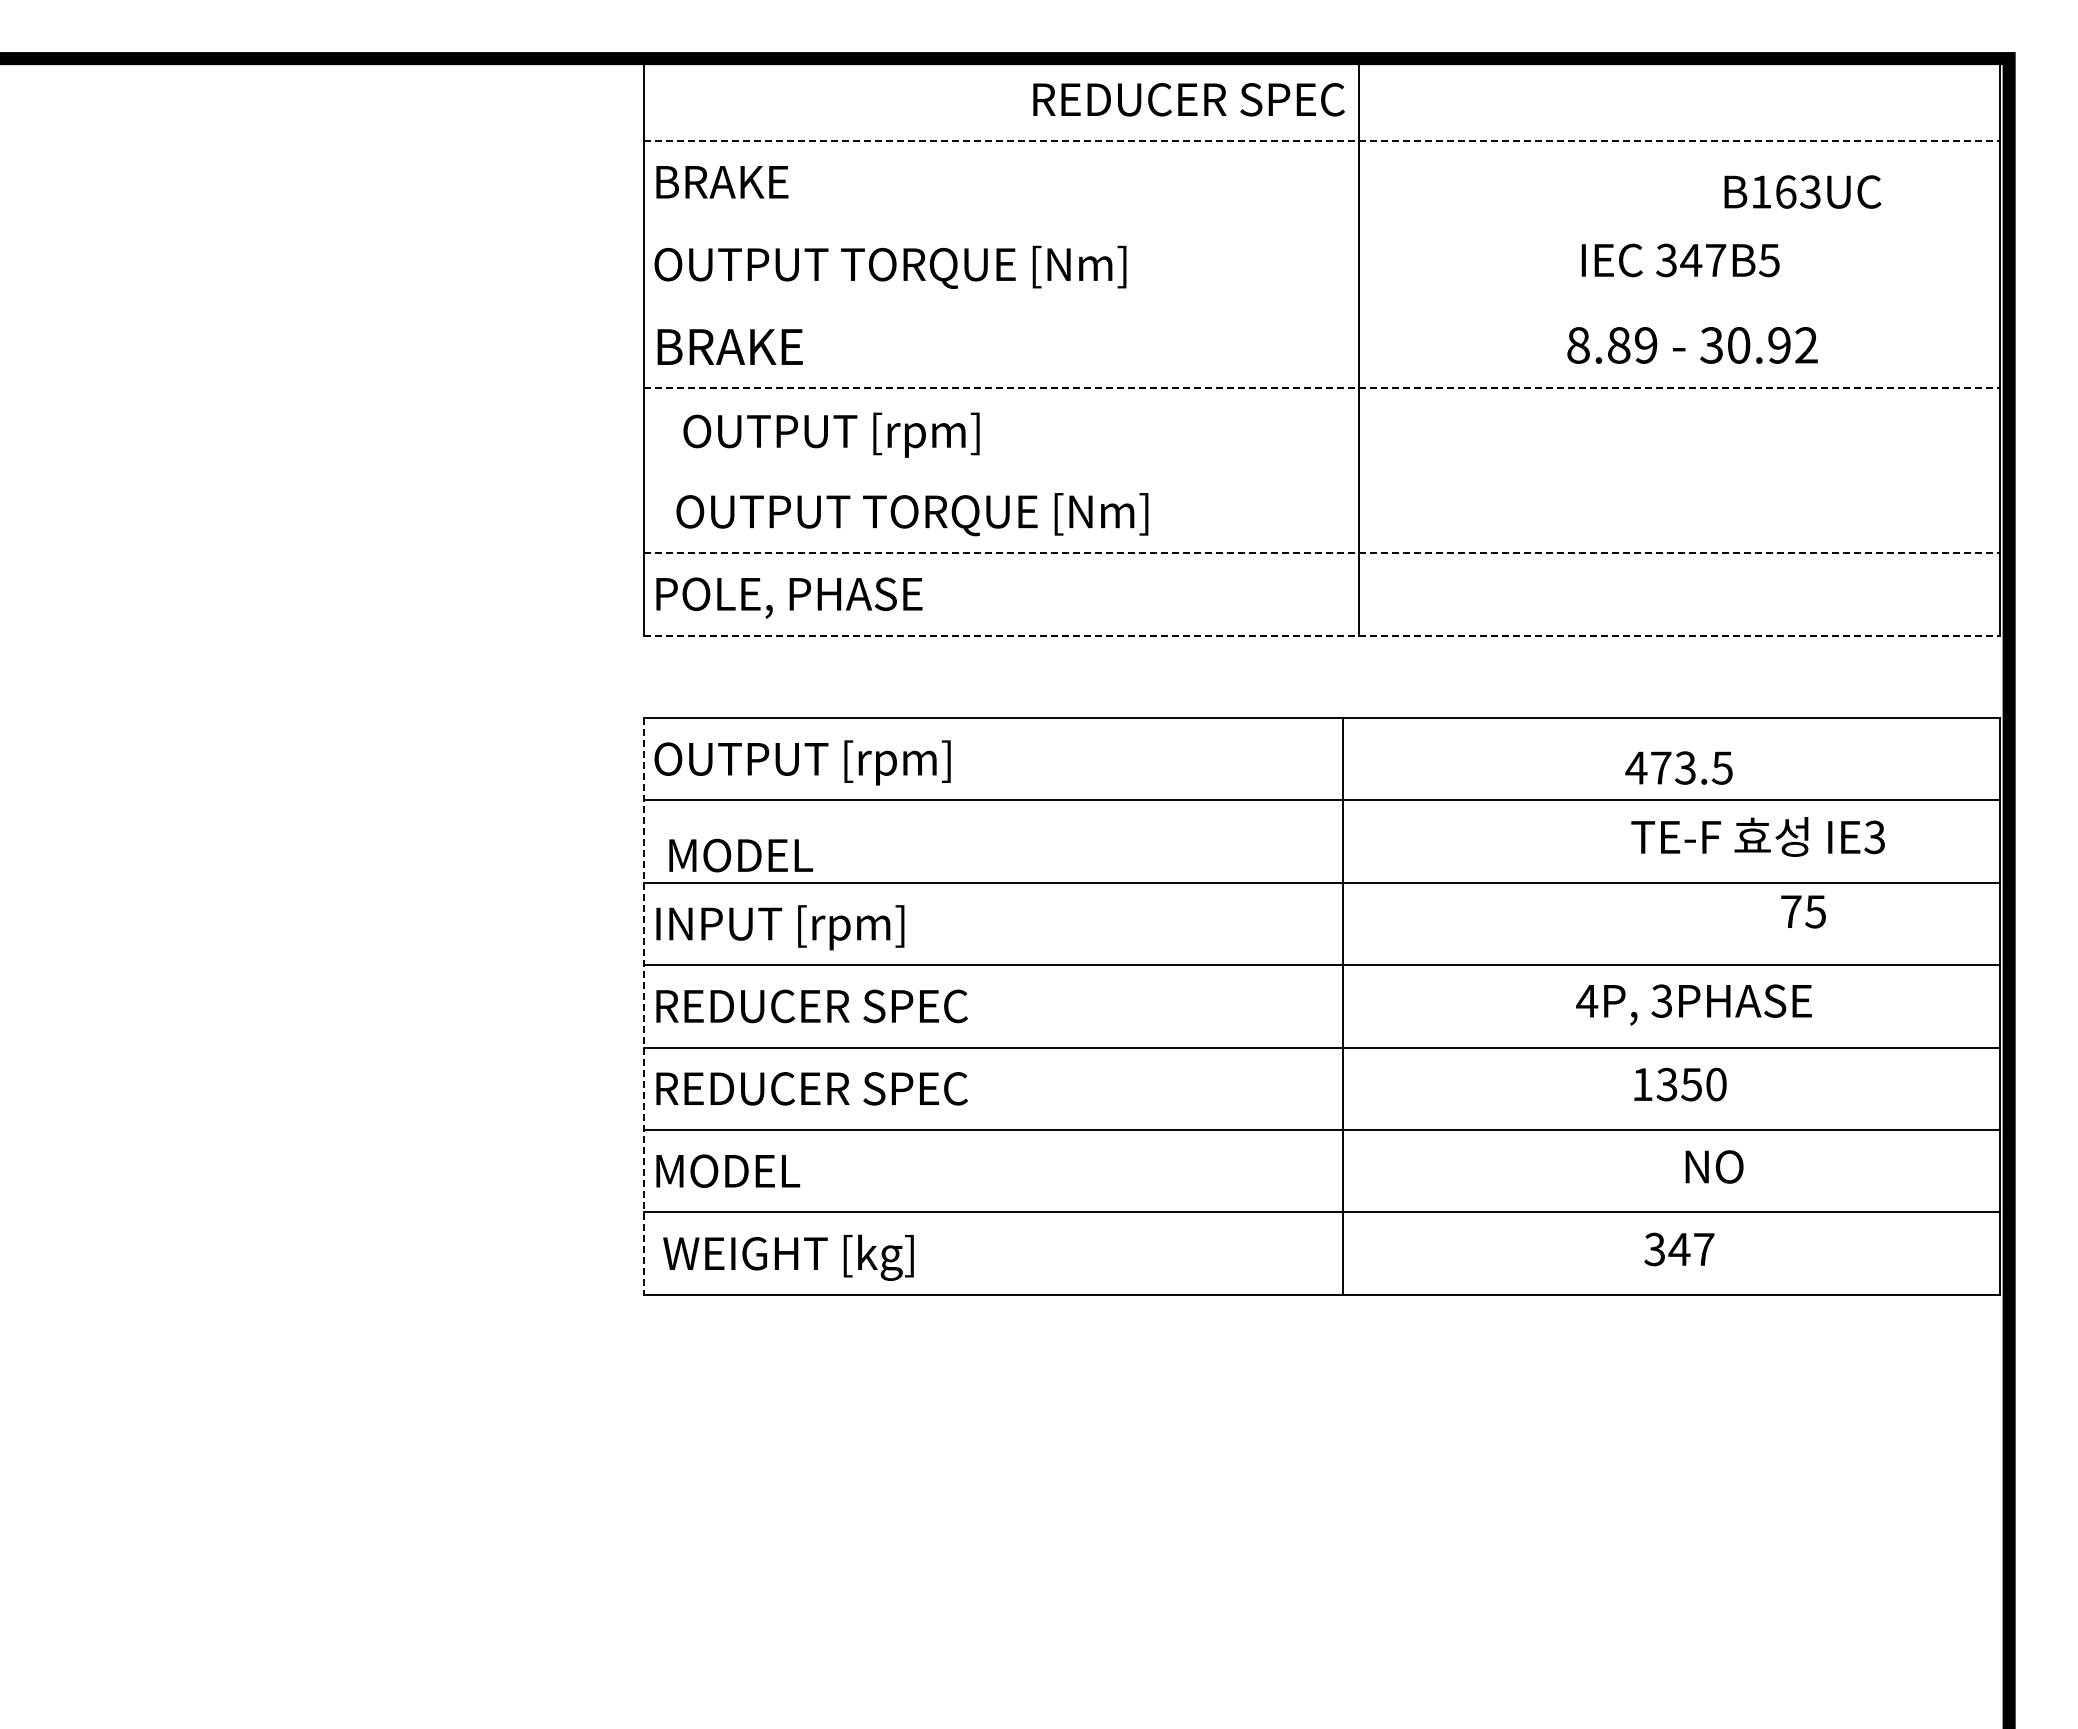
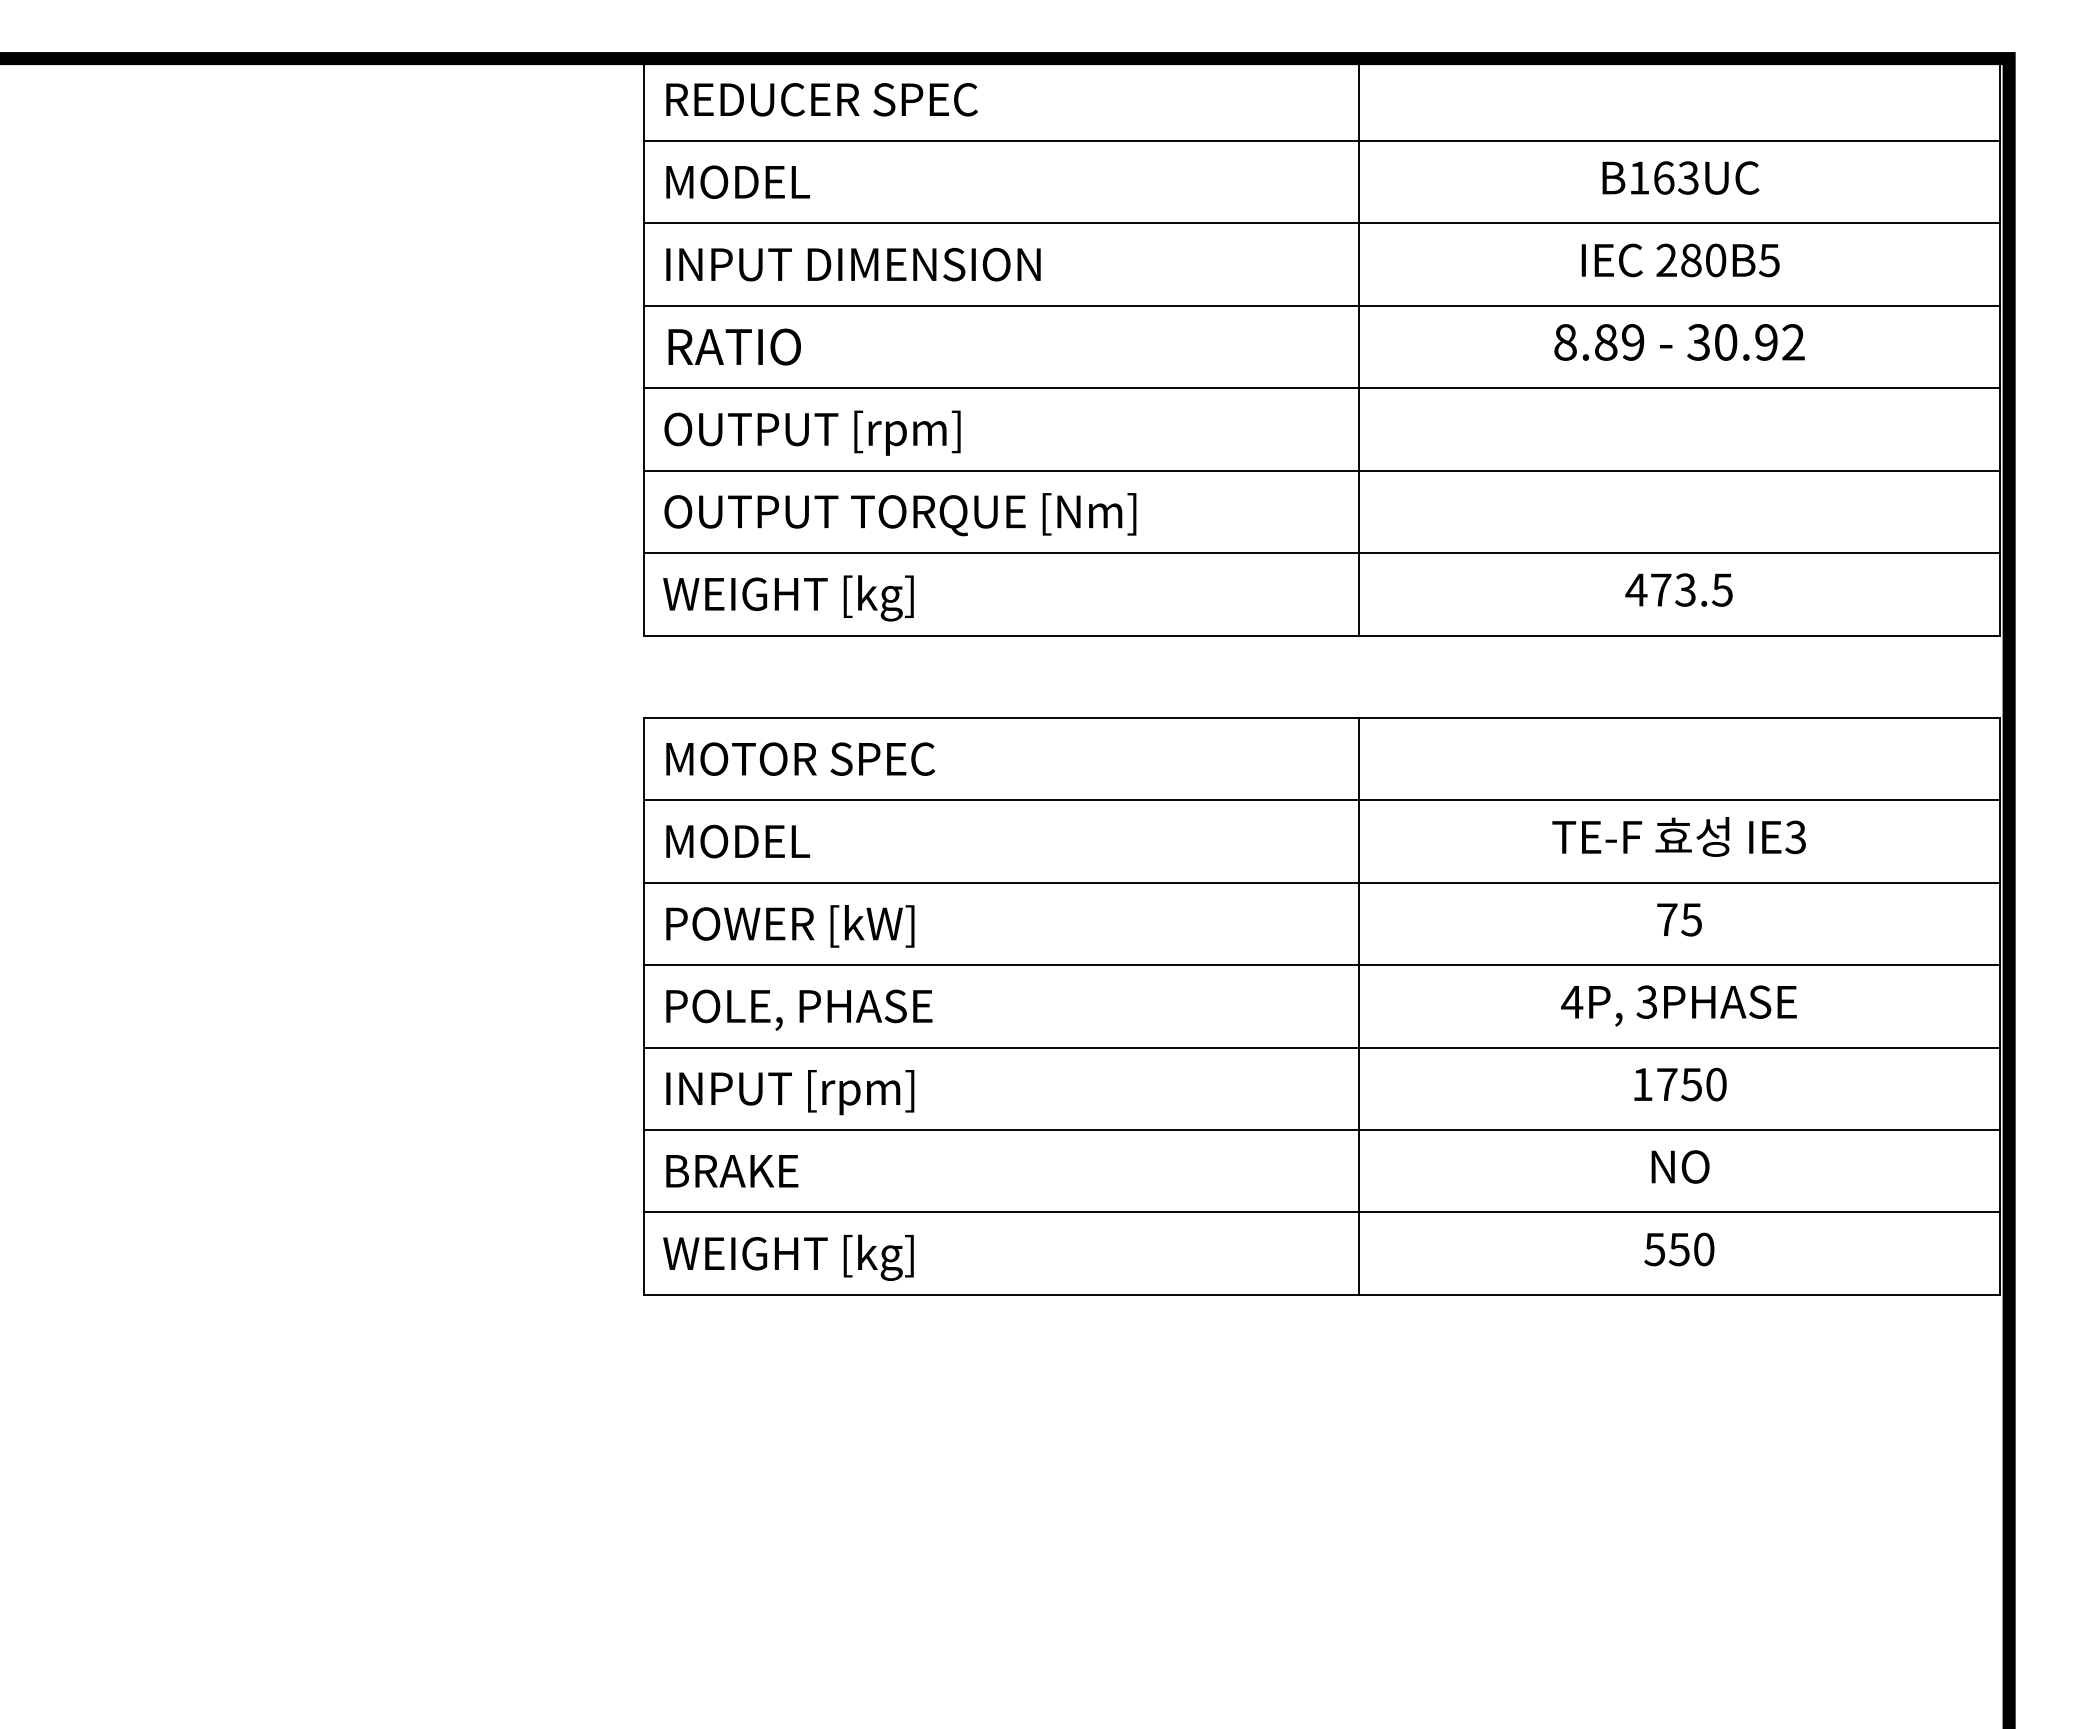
text position: (1188, 99) -> (821, 99) (821, 99)
line: dashed -> solid (1322, 141)
text: BRAKE -> MODEL (732, 181)
text position: (1802, 191) -> (1680, 177) (1680, 177)
line: none -> present (1321, 223)
text: 347B5 -> 280B5 (1691, 260)
text: OUTPUT TORQUE [Nm] -> INPUT DIMENSION (890, 266)
line: none -> present (1321, 305)
text position: (1692, 345) -> (1679, 342) (1679, 342)
text: BRAKE -> RATIO (729, 346)
line: dashed -> solid (1322, 388)
text position: (831, 434) -> (812, 432) (812, 432)
line: none -> present (1321, 470)
text position: (912, 514) -> (900, 514) (900, 514)
line: dashed -> solid (1322, 553)
text: POLE, PHASE -> WEIGHT [kg] (789, 598)
line: dashed -> solid (1322, 635)
text: OUTPUT [rpm] -> MOTOR SPEC (802, 762)
text position: (1678, 767) -> (1678, 589) (1678, 589)
text position: (1757, 836) -> (1678, 836) (1678, 836)
text position: (740, 855) -> (737, 841) (737, 841)
text position: (1803, 911) -> (1679, 919) (1679, 919)
text: INPUT [rpm] -> POWER [kW] (785, 927)
text position: (1693, 1004) -> (1678, 1005) (1678, 1005)
line position: (1343, 1005) -> (1359, 1005) (1359, 1005)
line: dashed -> solid (643, 1006)
text: REDUCER SPEC -> POLE, PHASE (811, 1009)
text: 1350 -> 1750 (1666, 1084)
text: REDUCER SPEC -> INPUT [rpm] (811, 1092)
text position: (1714, 1166) -> (1680, 1166) (1680, 1166)
text: MODEL -> BRAKE (728, 1170)
text: 347 -> 550 (1679, 1249)
